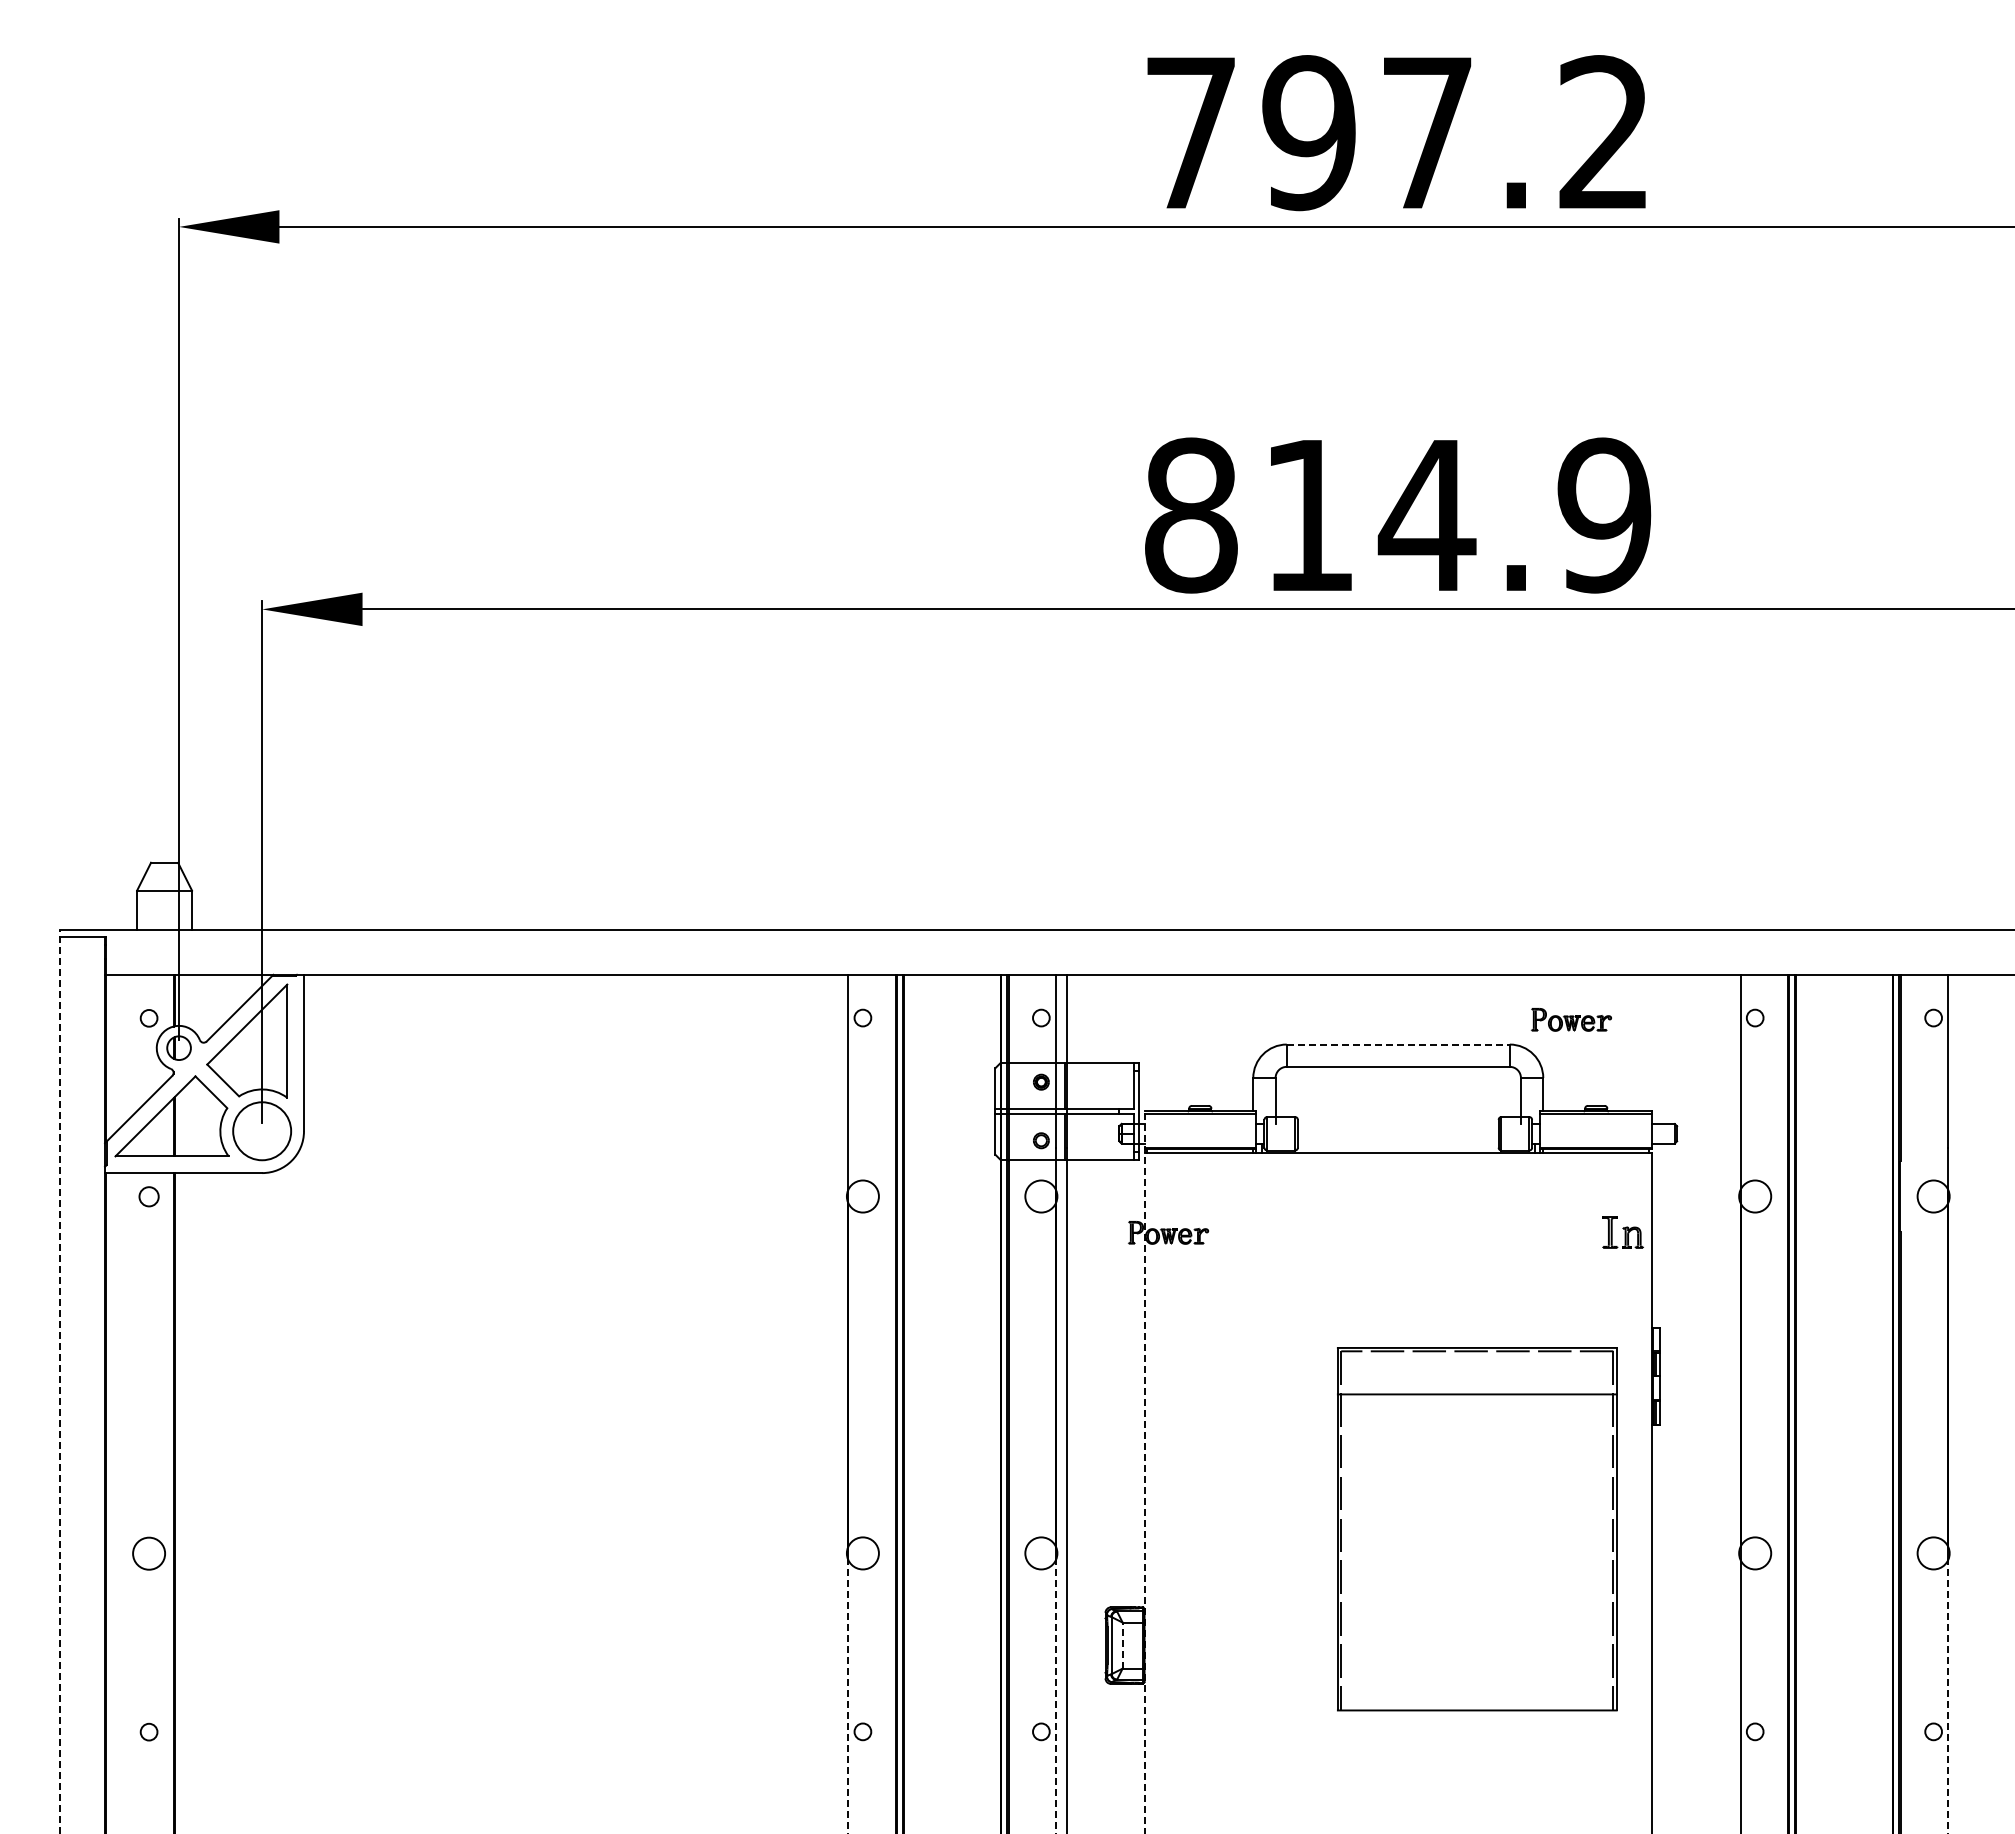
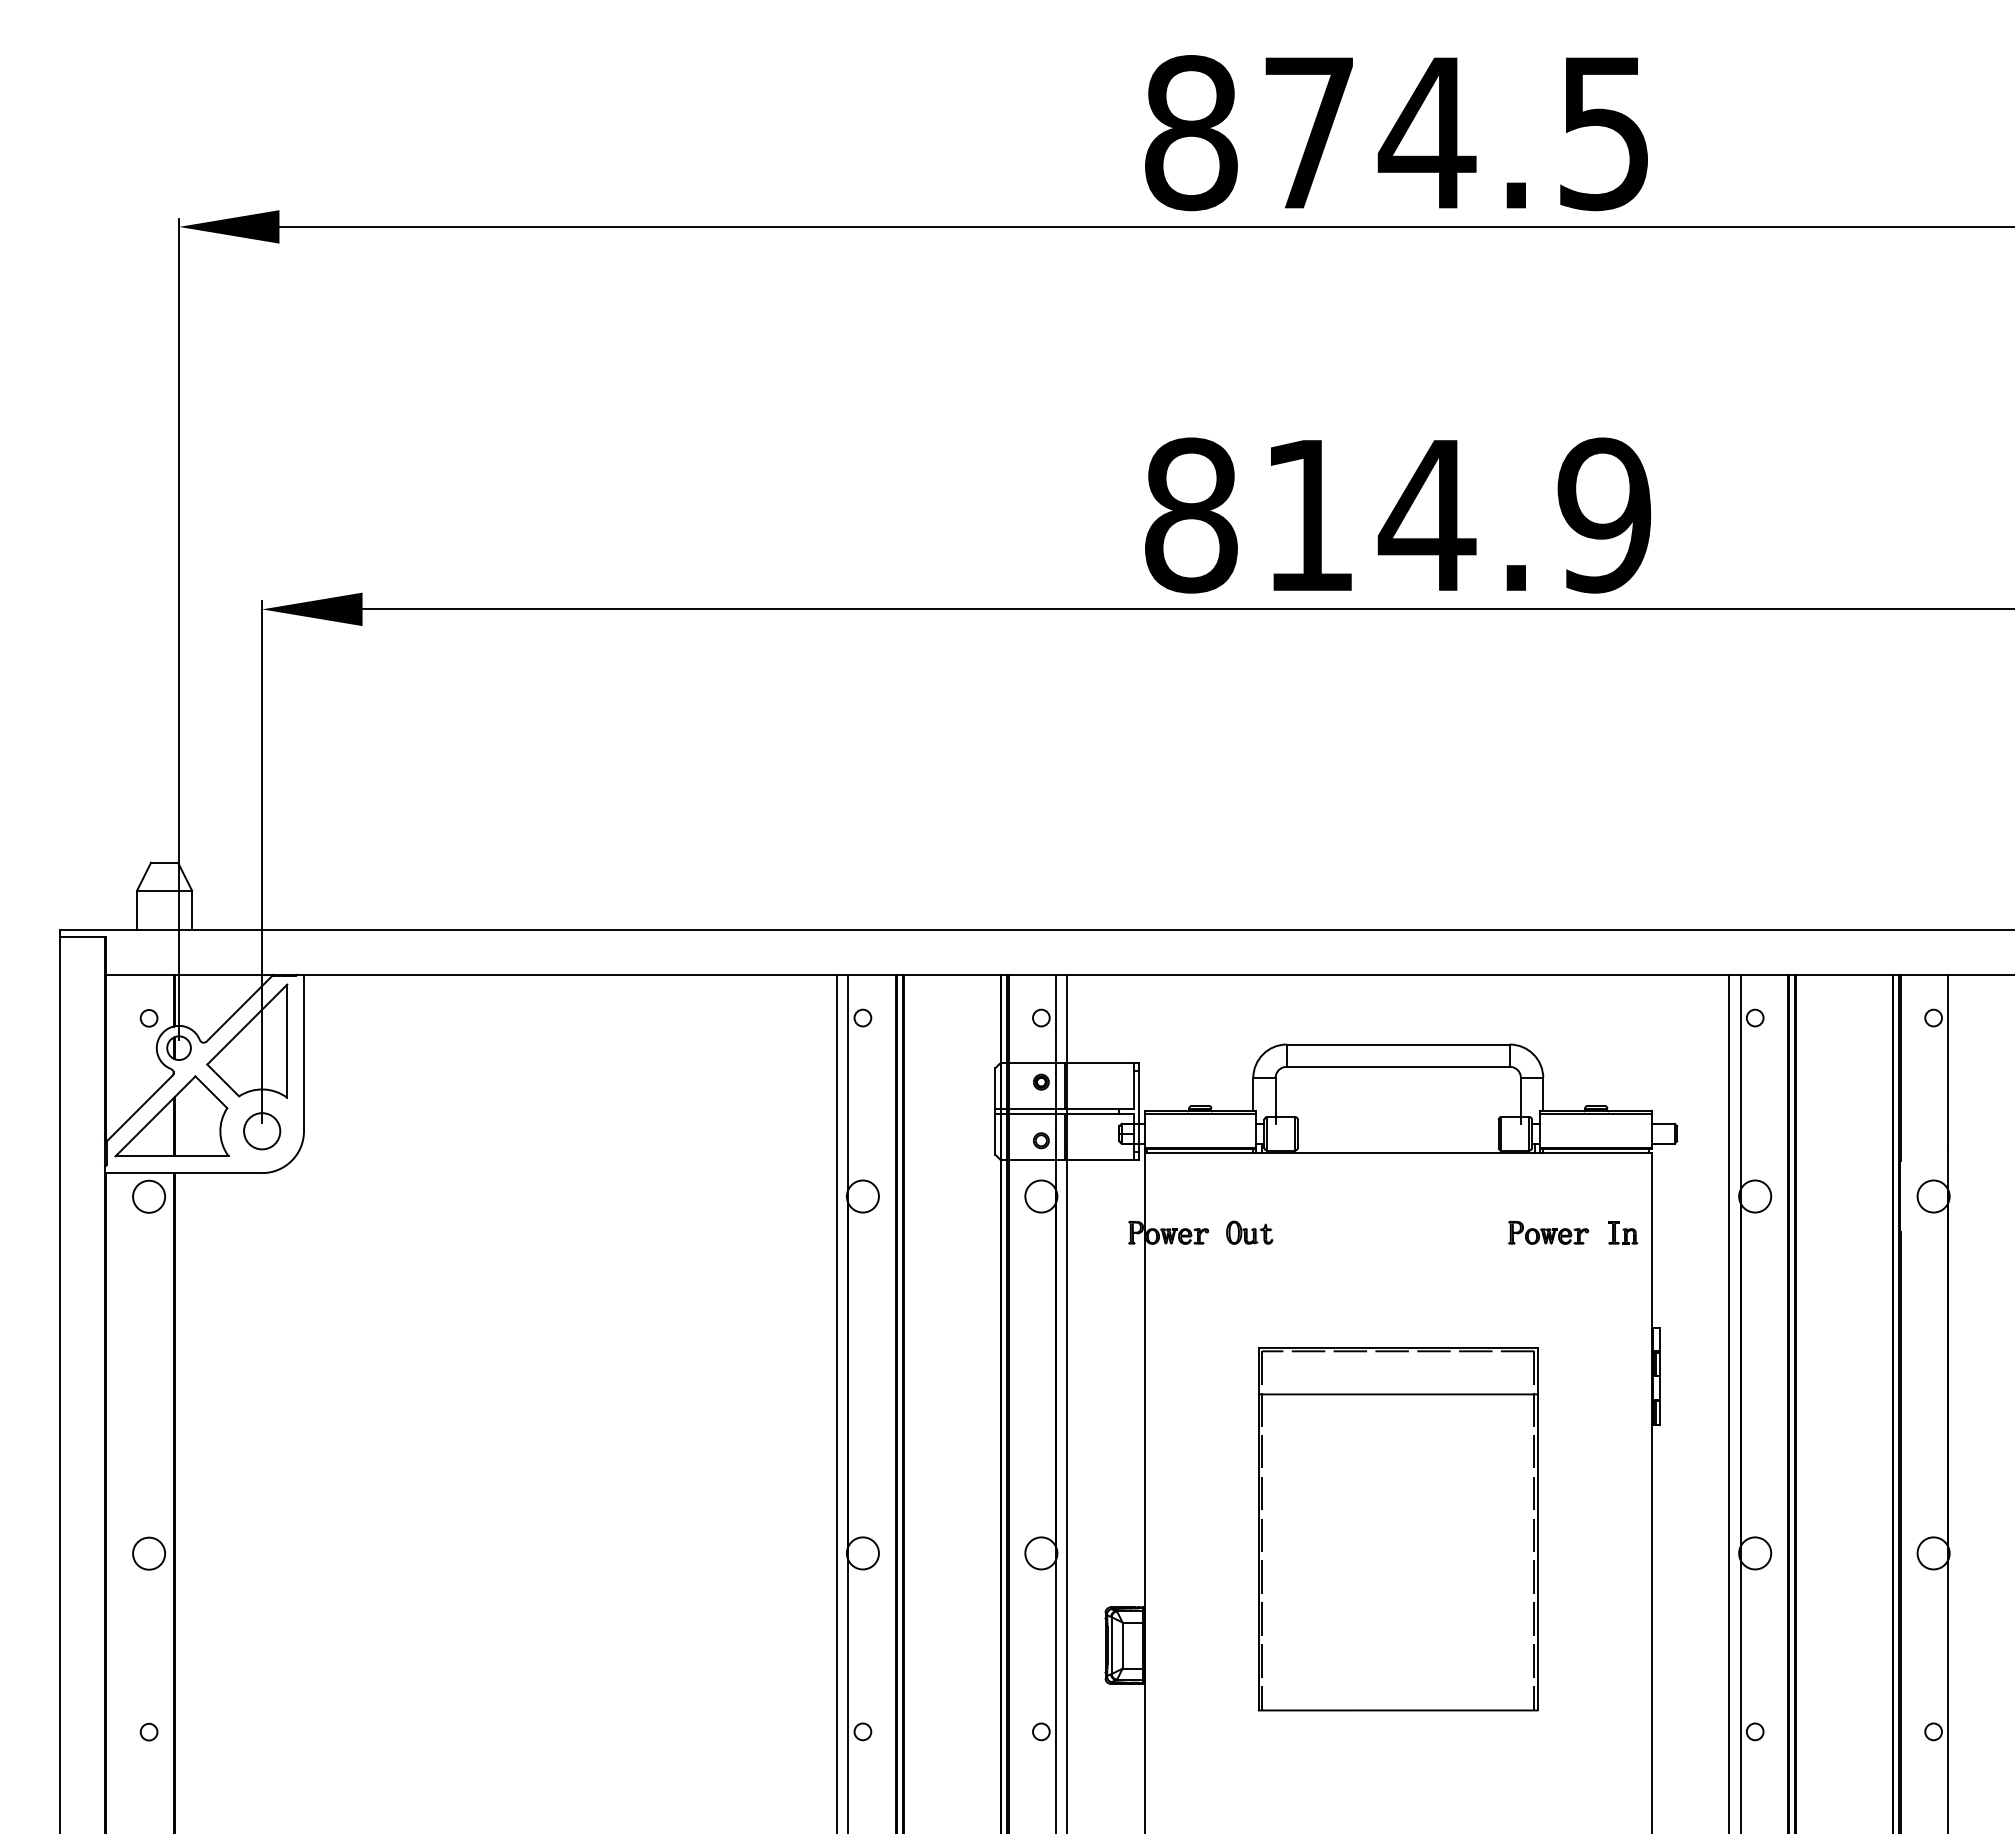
text: 797.2 -> 874.5 (1396, 133)
part position: (1570, 1019) -> (1547, 1232) (1547, 1232)
line: dashed -> solid (1398, 1044)
circle diameter: 58 px -> 36 px (262, 1131)
circle diameter: 19 px -> 32 px (149, 1196)
part: none -> present (1249, 1232)
part size: 42x33 px -> 31x24 px (1623, 1232)
line: dashed -> solid (60, 1381)
line: none -> present (837, 1402)
line: none -> present (1729, 1402)
line: dashed -> solid (1144, 1472)
part position: (1477, 1529) -> (1398, 1529) (1398, 1529)
line: dashed -> solid (1122, 1645)
line: dashed -> solid (848, 1696)
line: dashed -> solid (1056, 1696)
line: dashed -> solid (1948, 1696)
